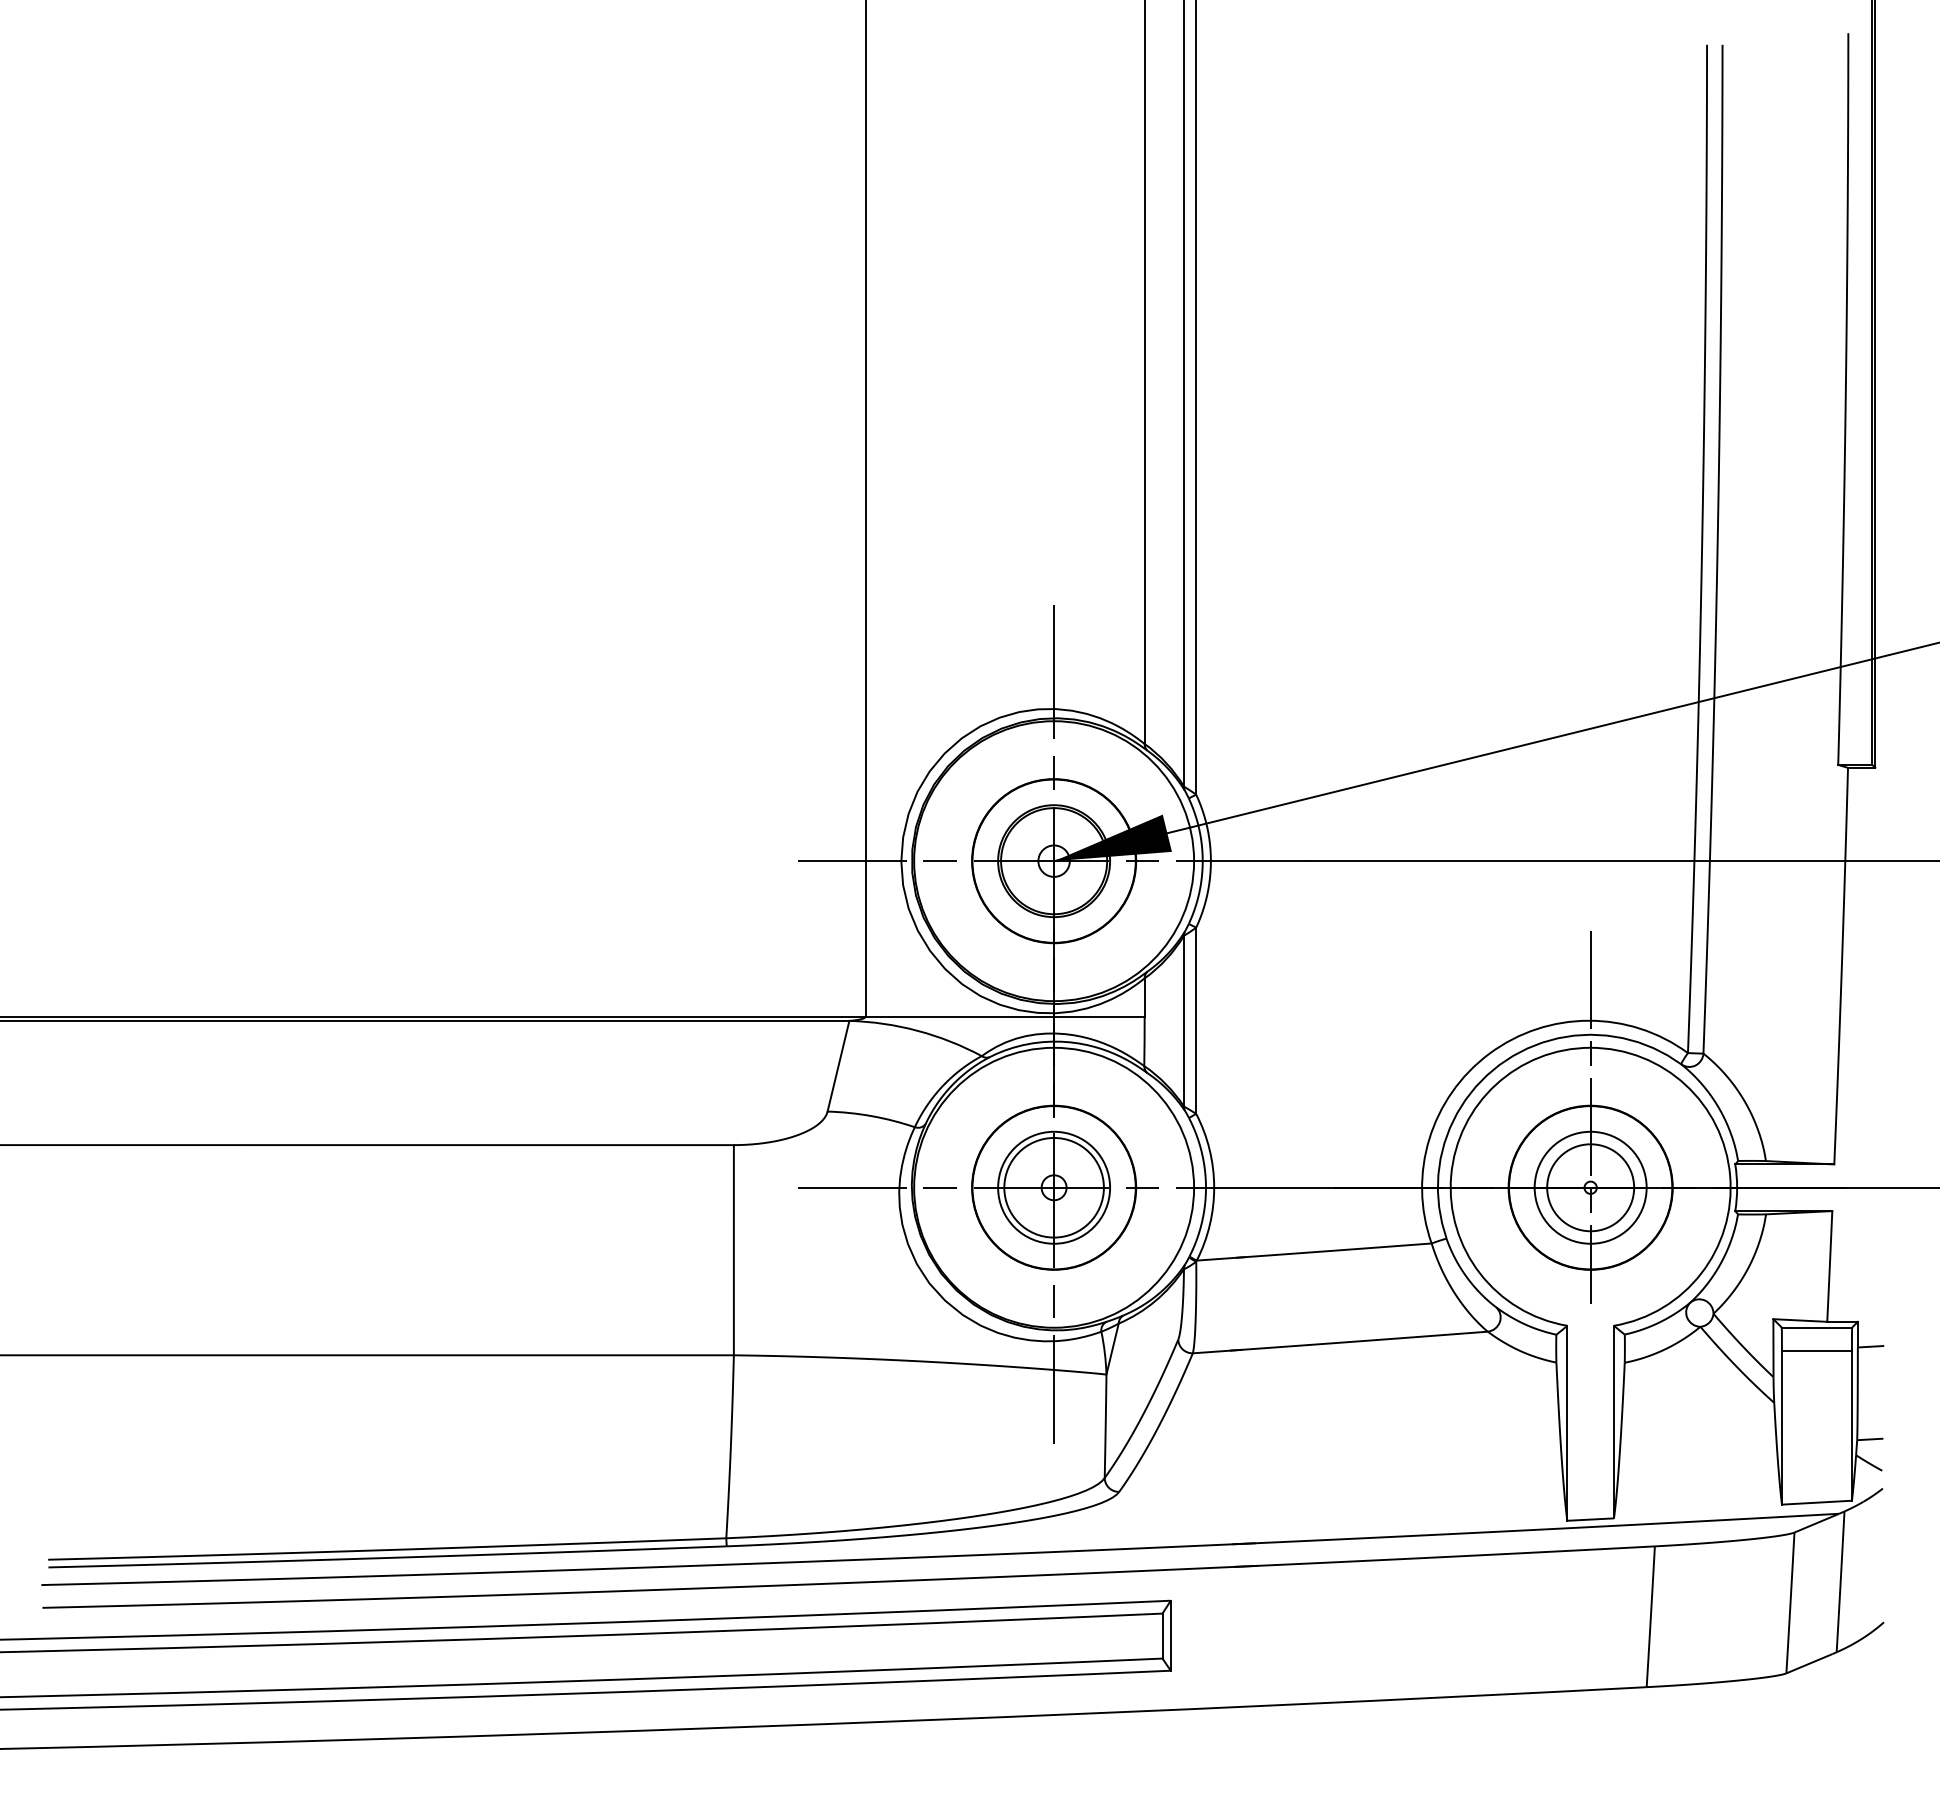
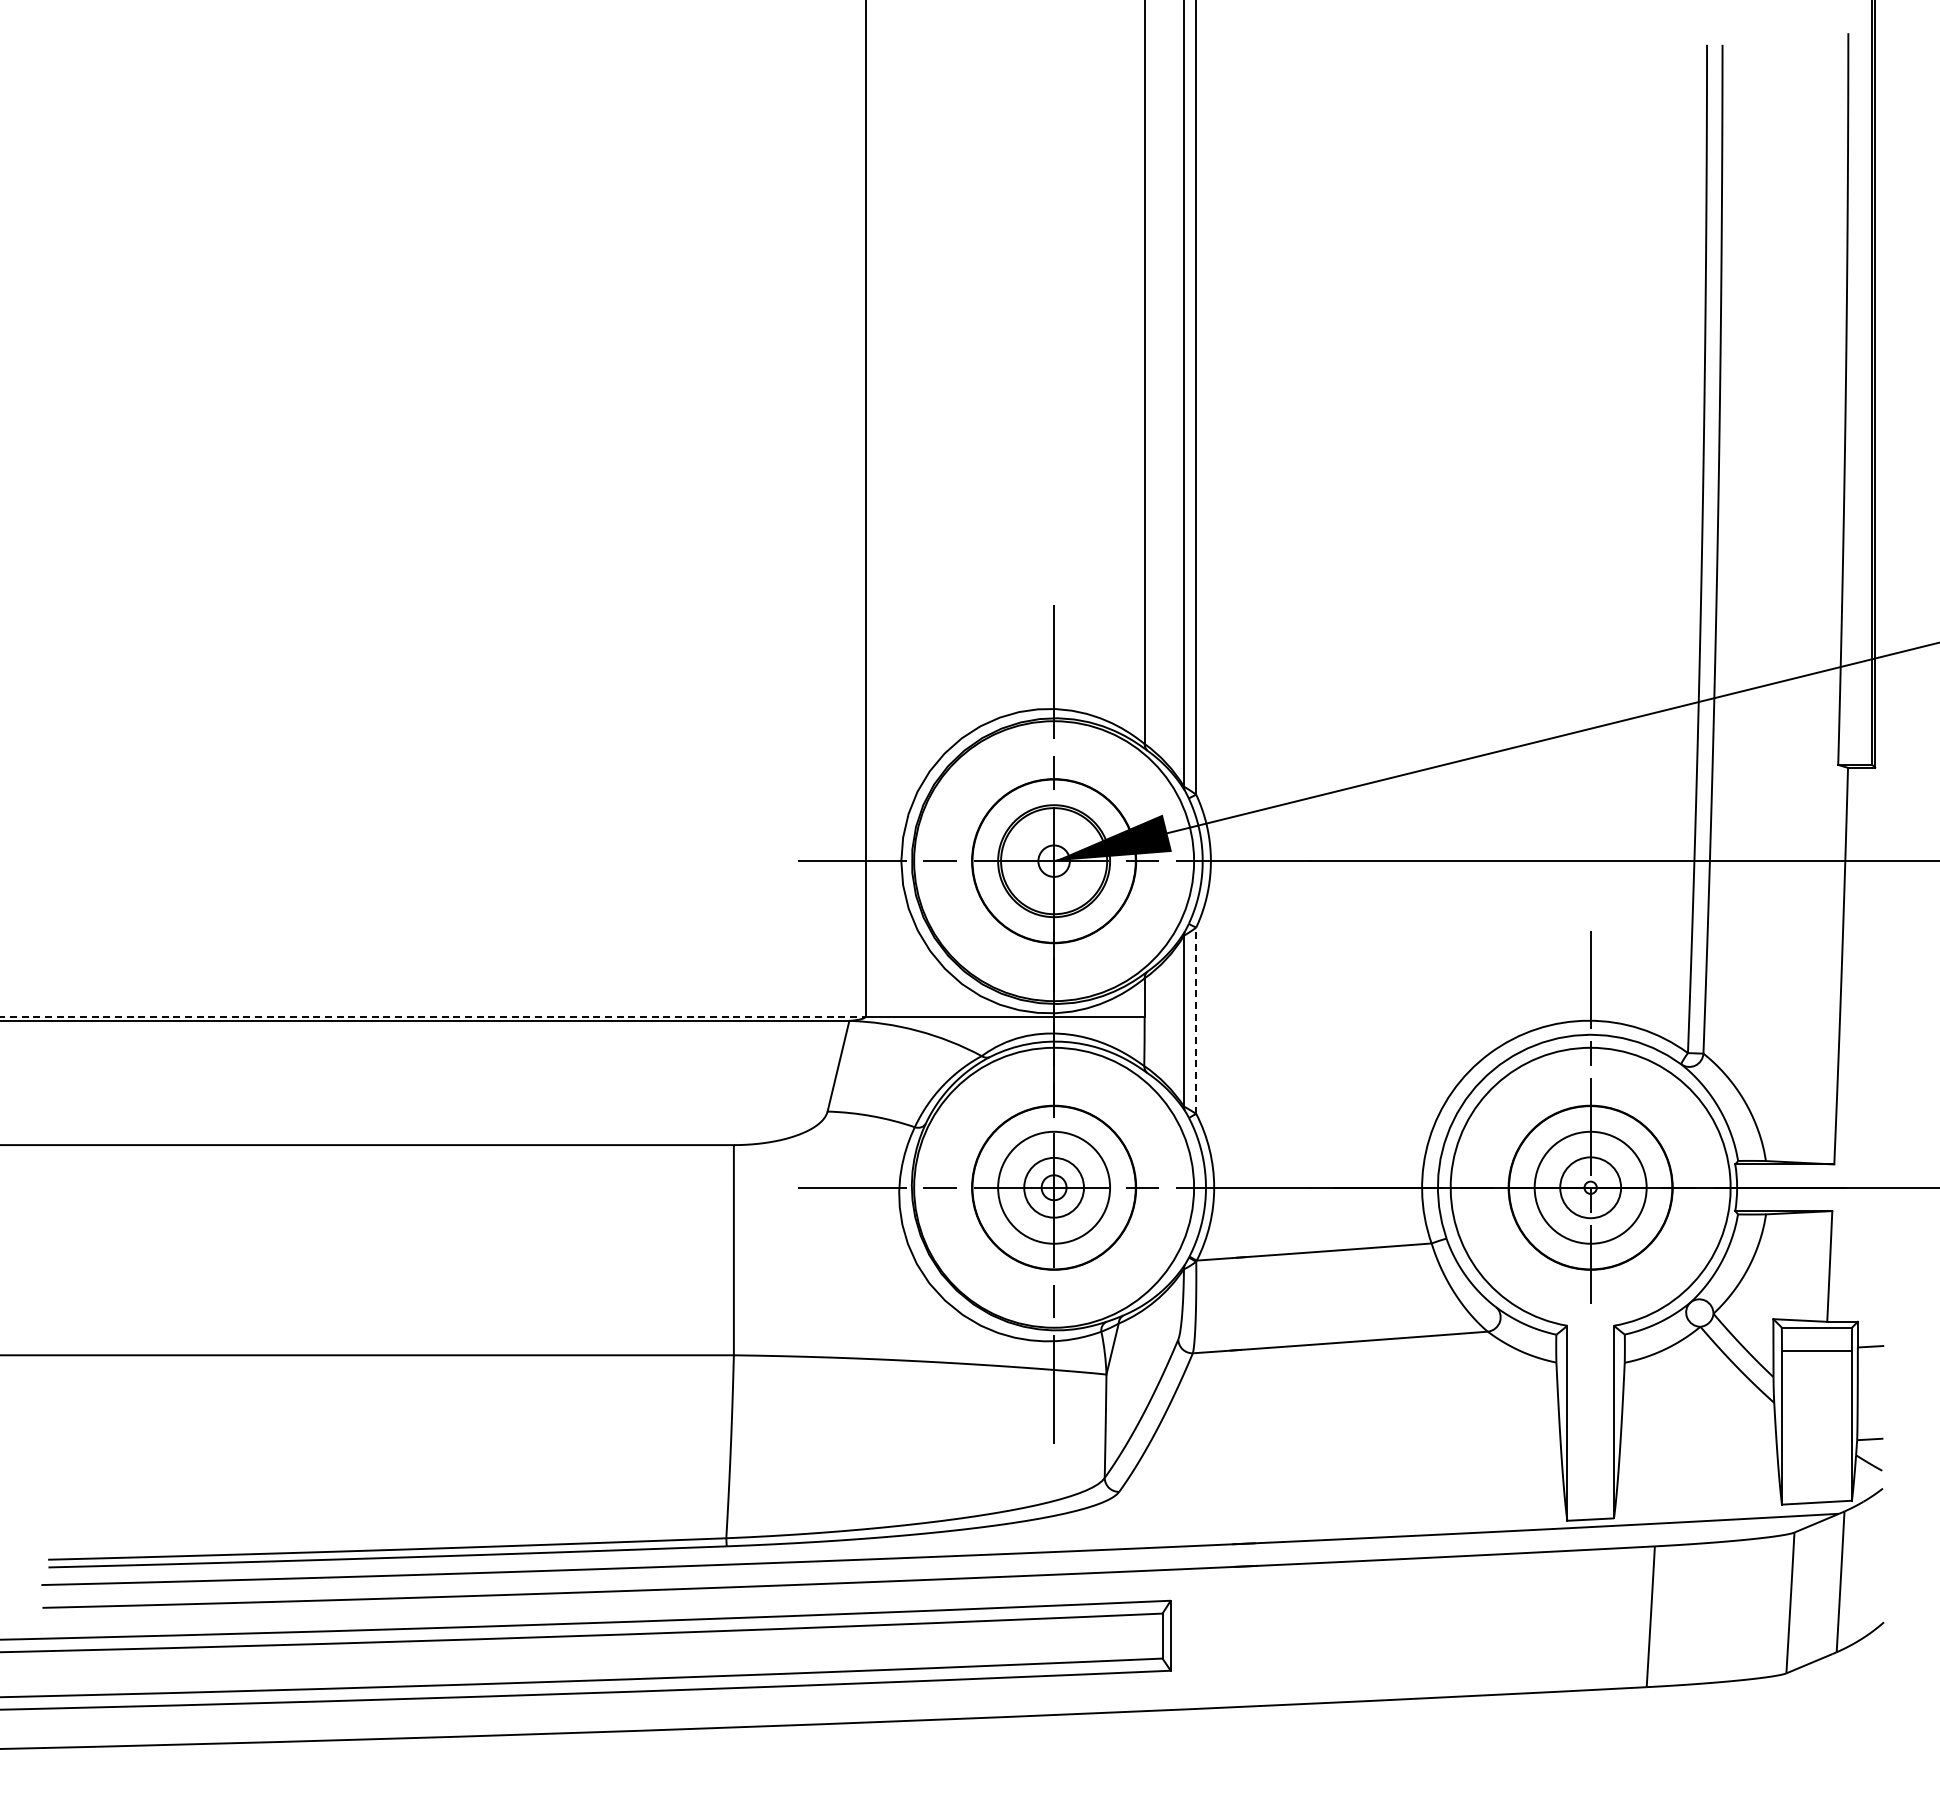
line: solid -> dashed (432, 1016)
line: solid -> dashed (1196, 1020)
circle diameter: 100 px -> 60 px (1054, 1187)
circle diameter: 87 px -> 61 px (1590, 1187)
